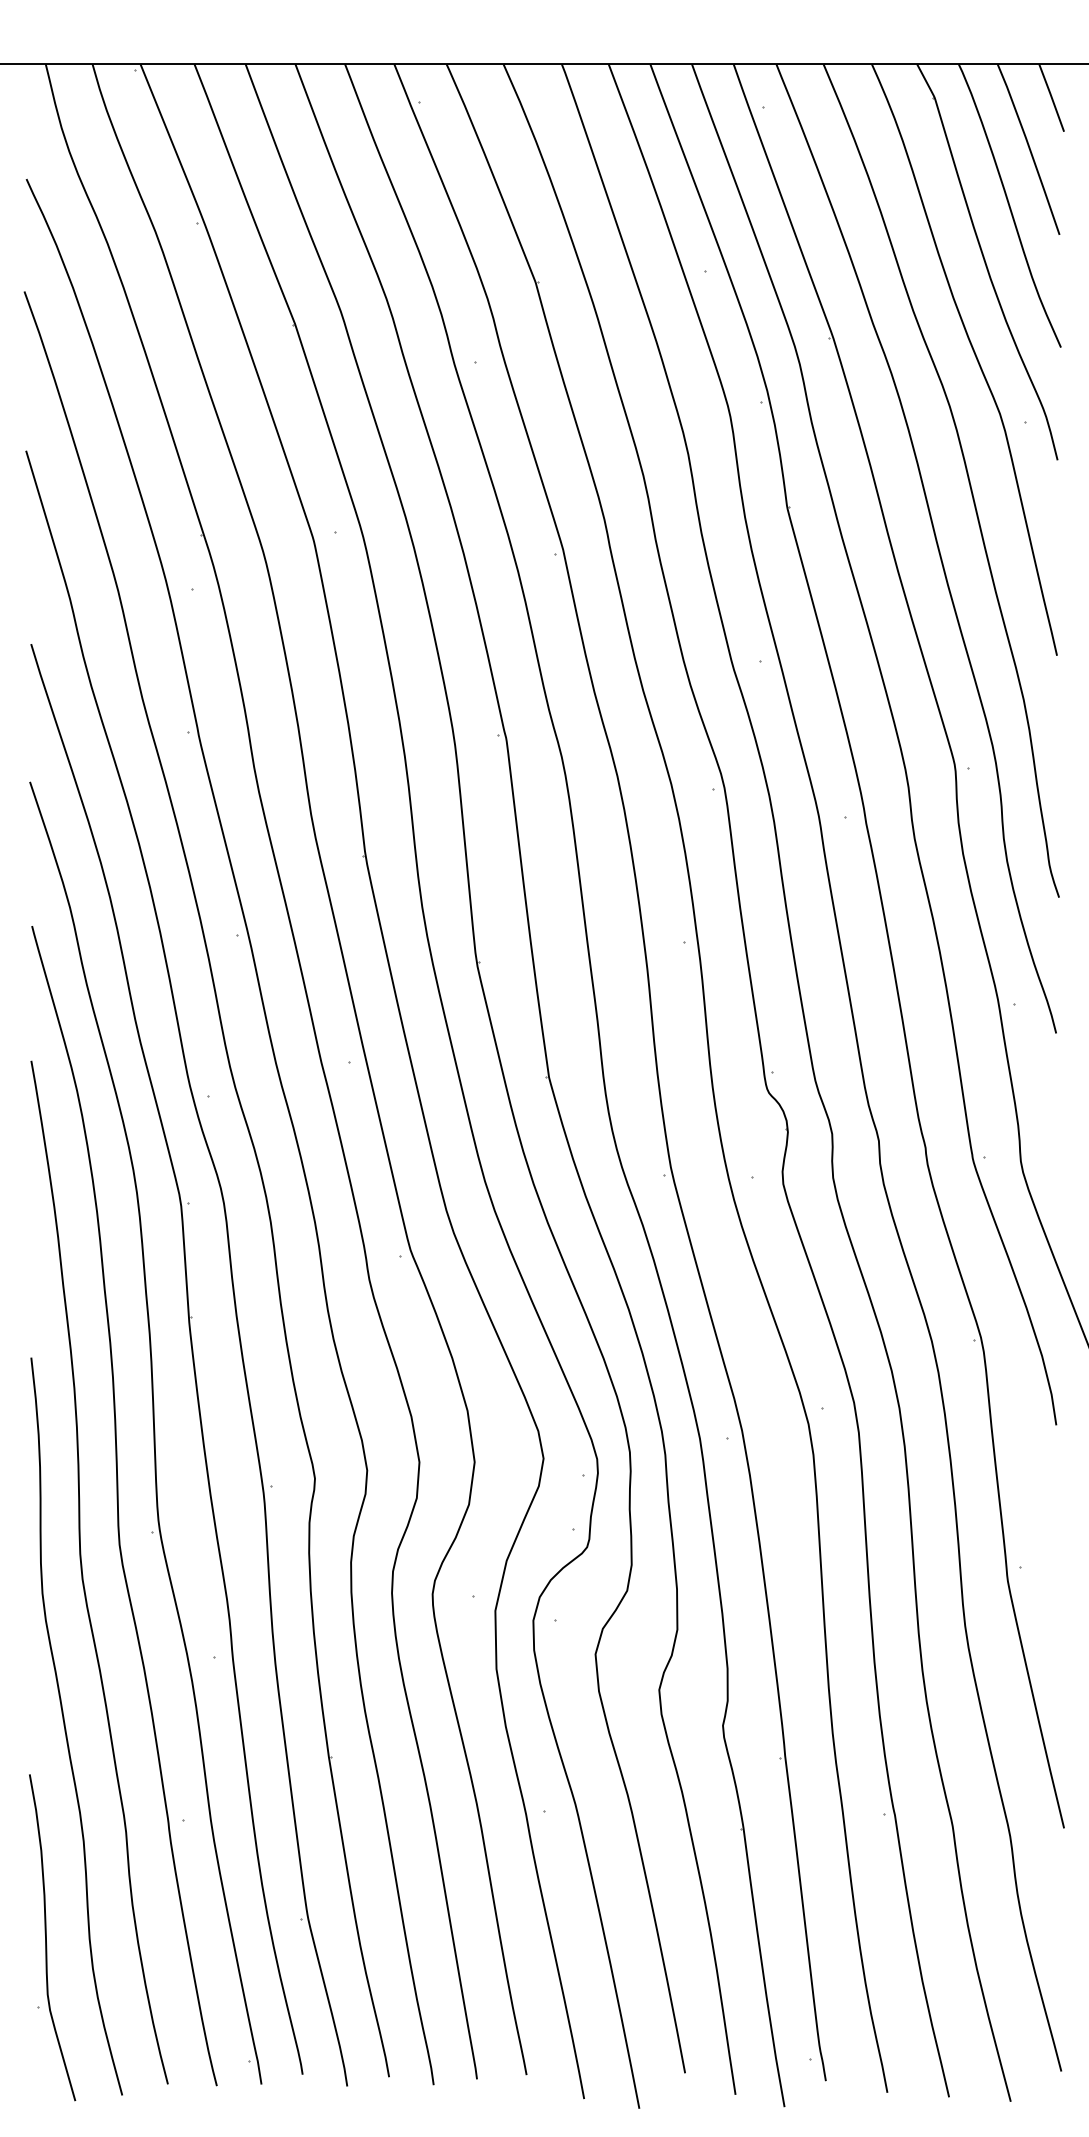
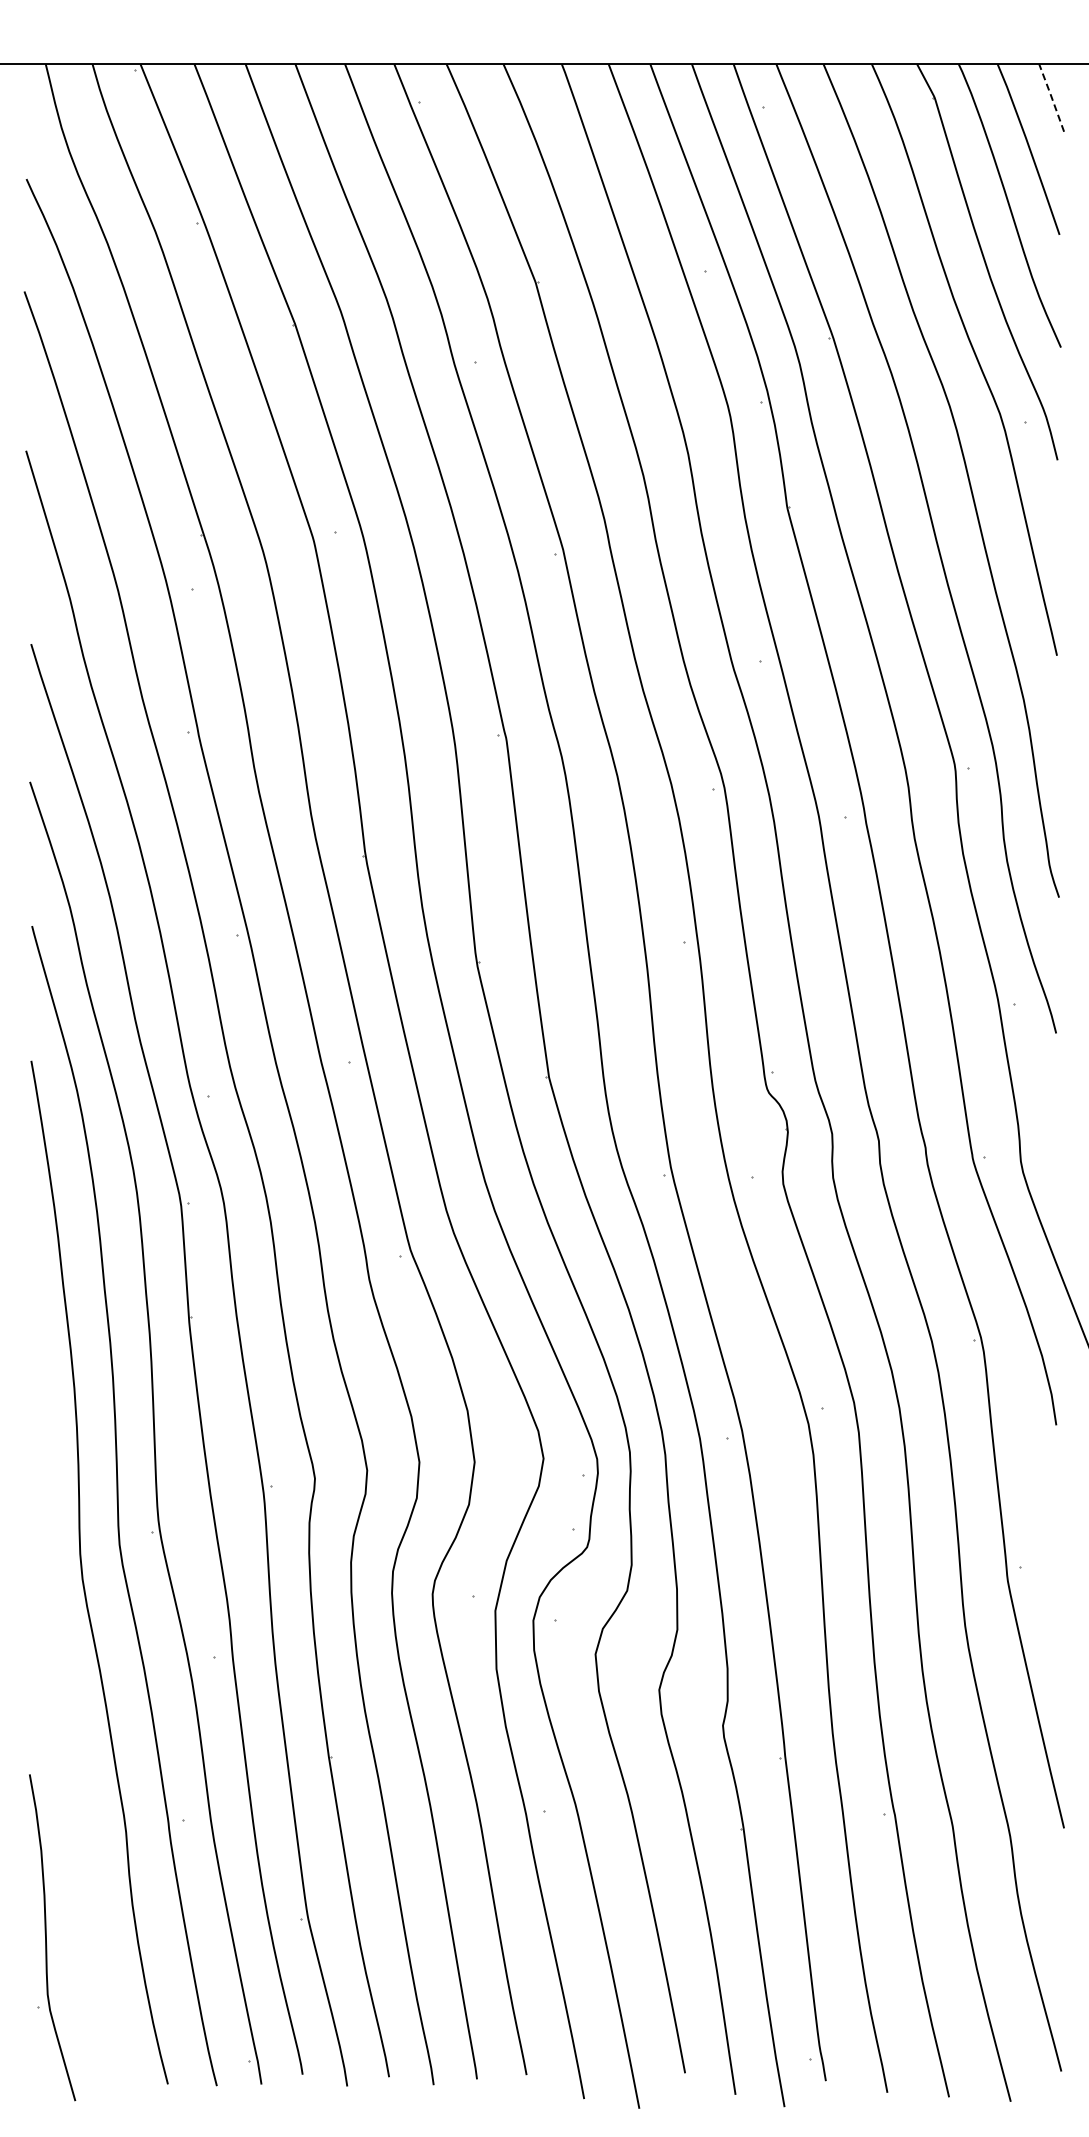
line: solid -> dashed (1051, 97)
curve: present -> none (66, 1728)
